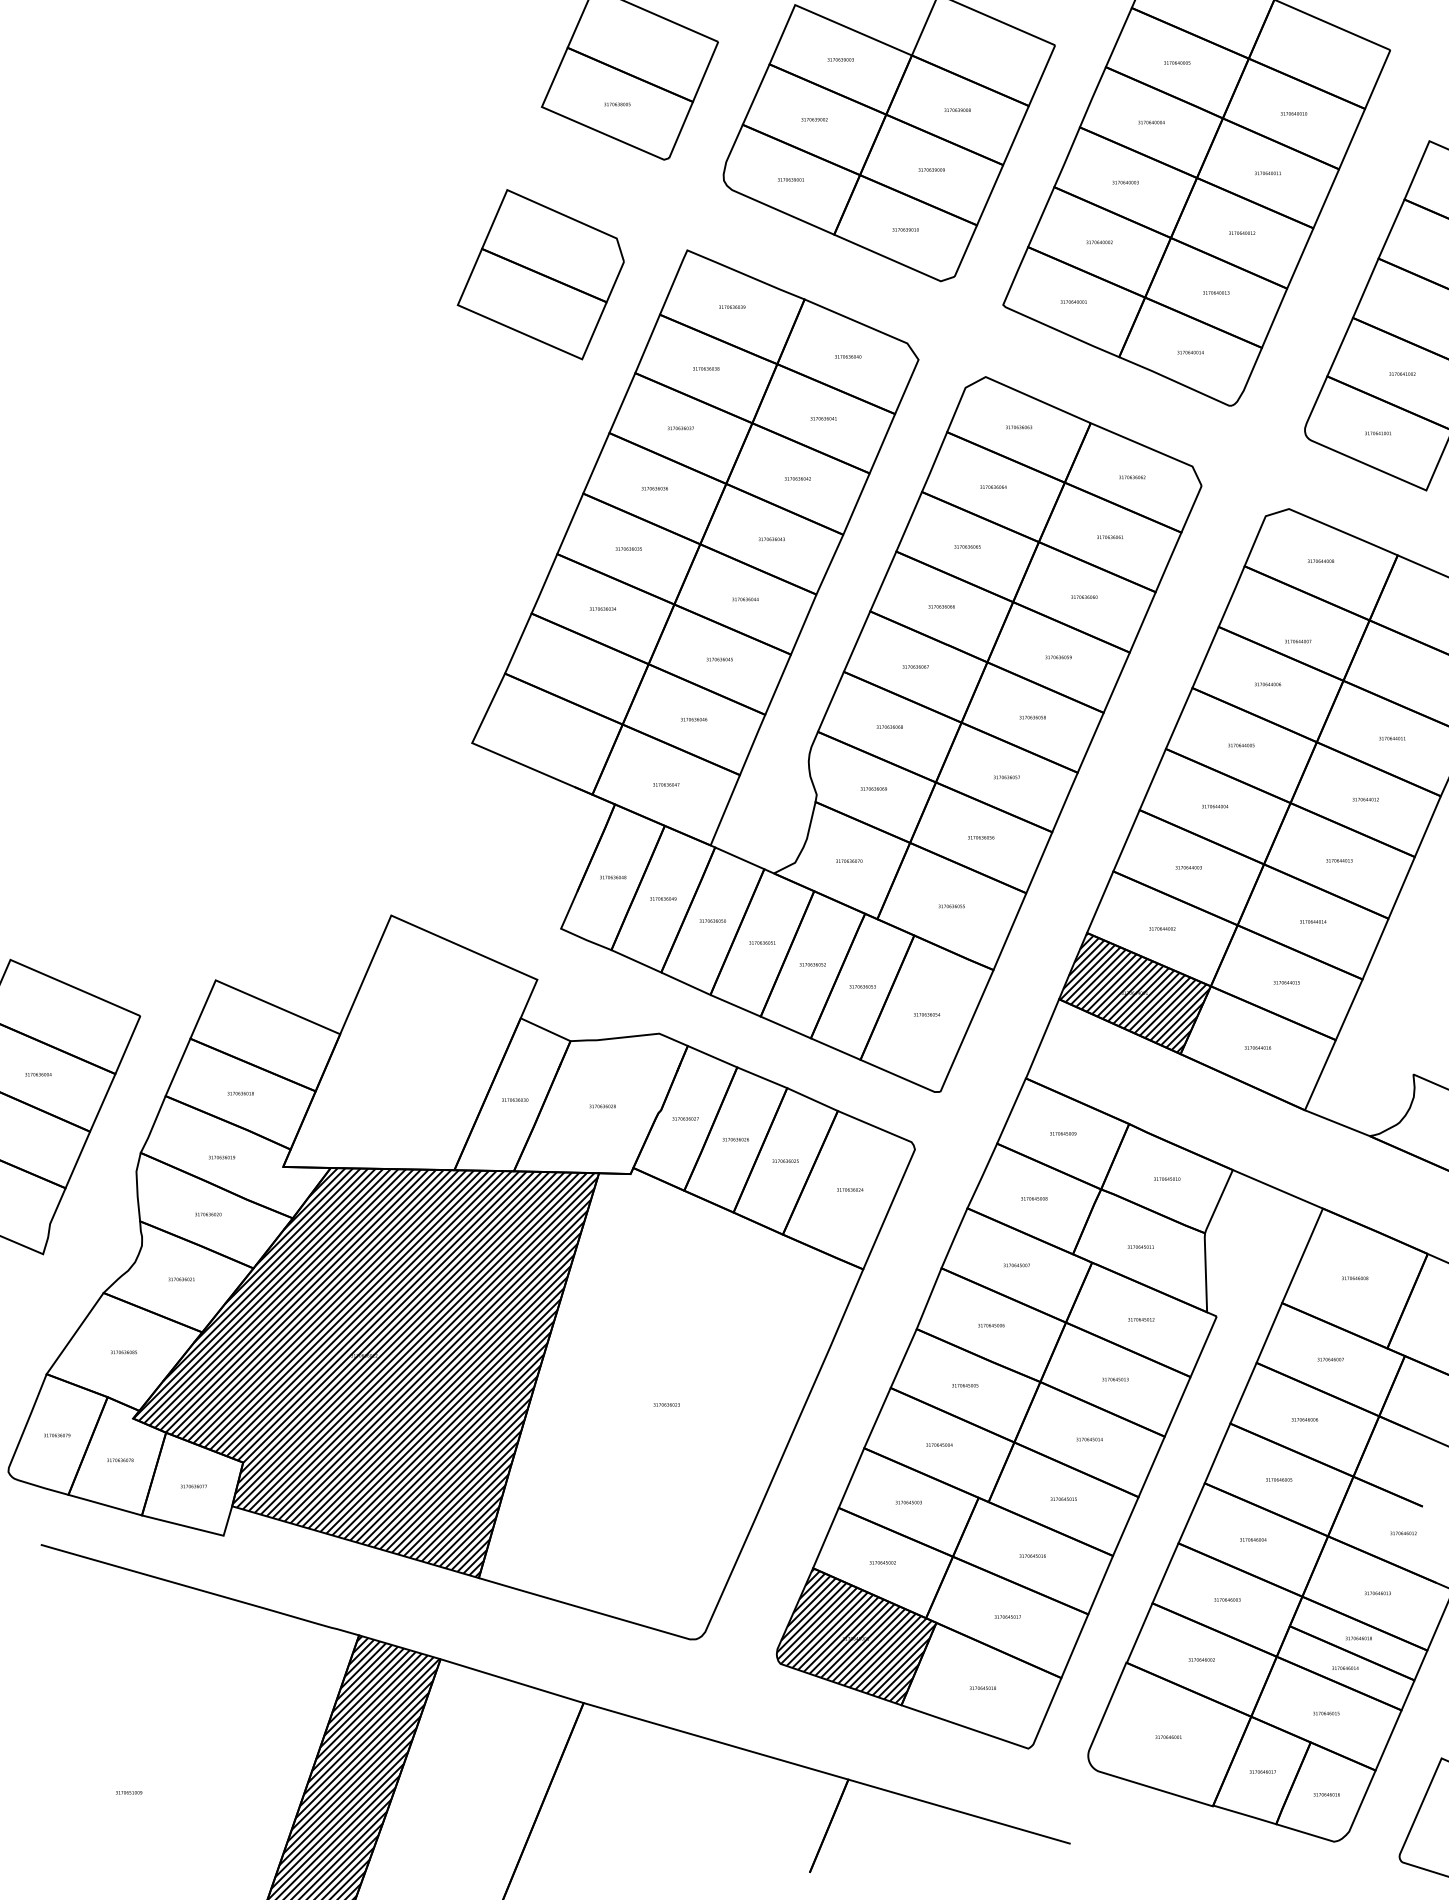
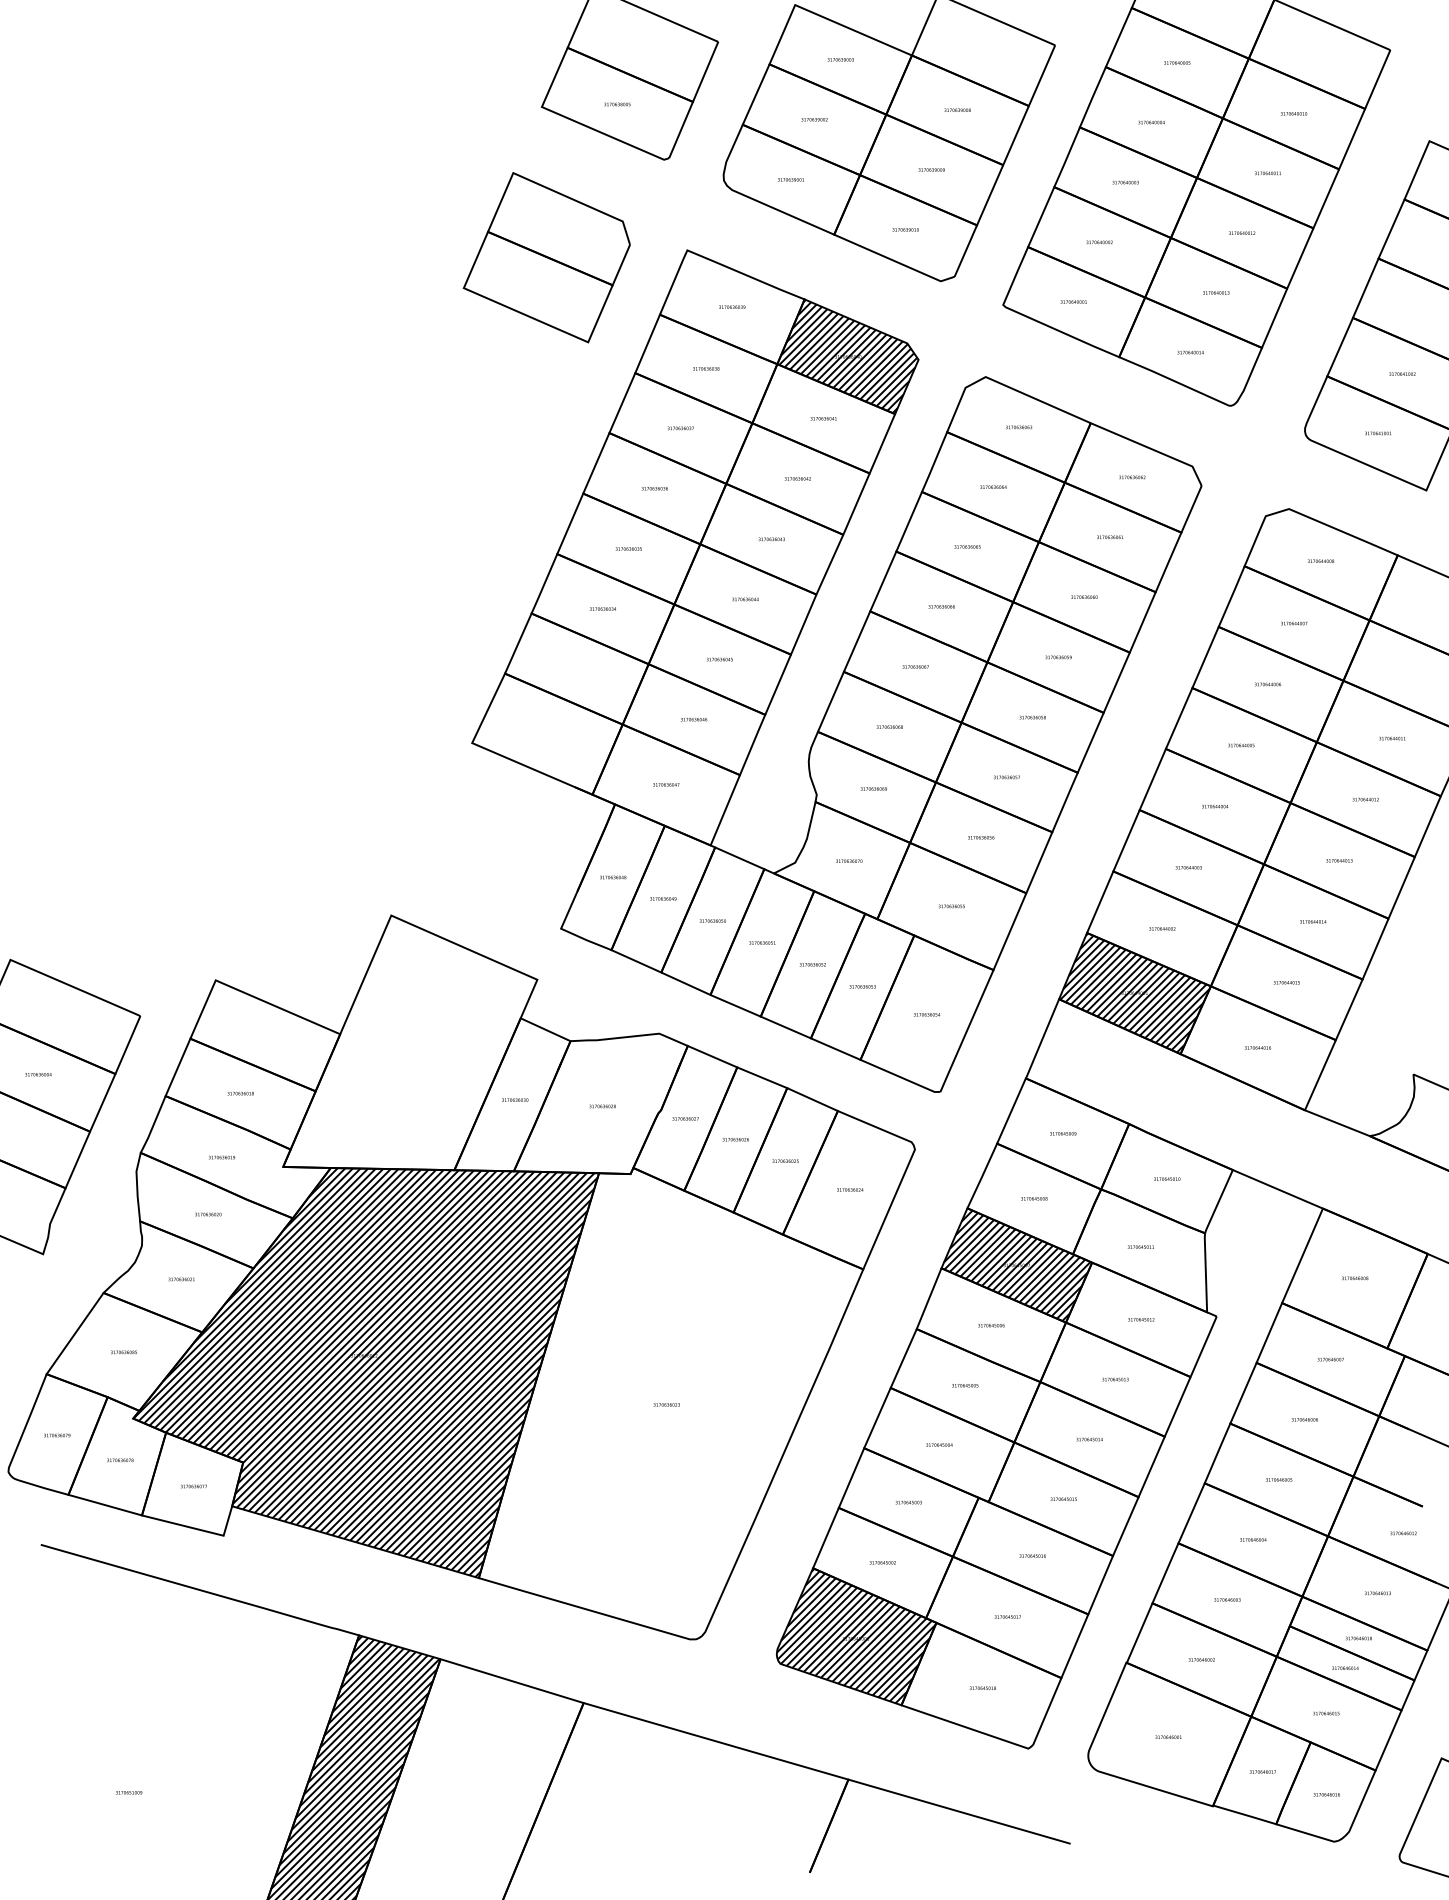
part position: (540, 274) -> (546, 257) (546, 257)
hatch: none -> present (848, 356)
text position: (1298, 641) -> (1294, 623) (1294, 623)
hatch: none -> present (1017, 1265)
